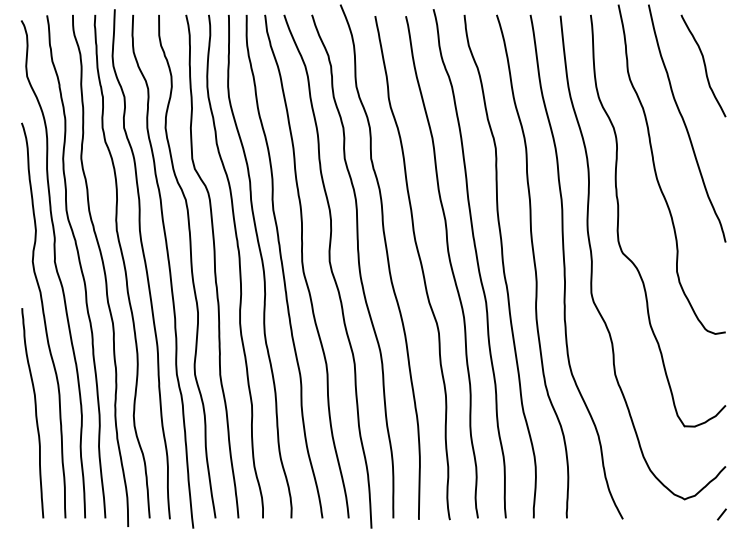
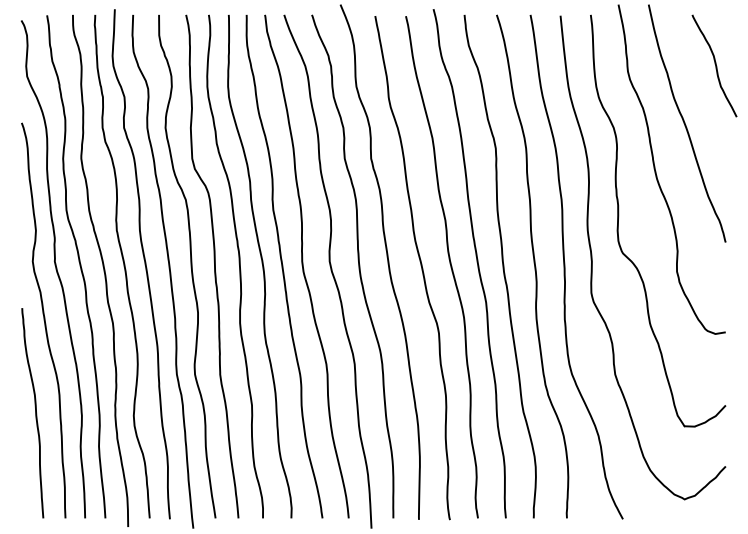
curve position: (703, 64) -> (714, 64) (714, 64)
line: present -> none (721, 514)
